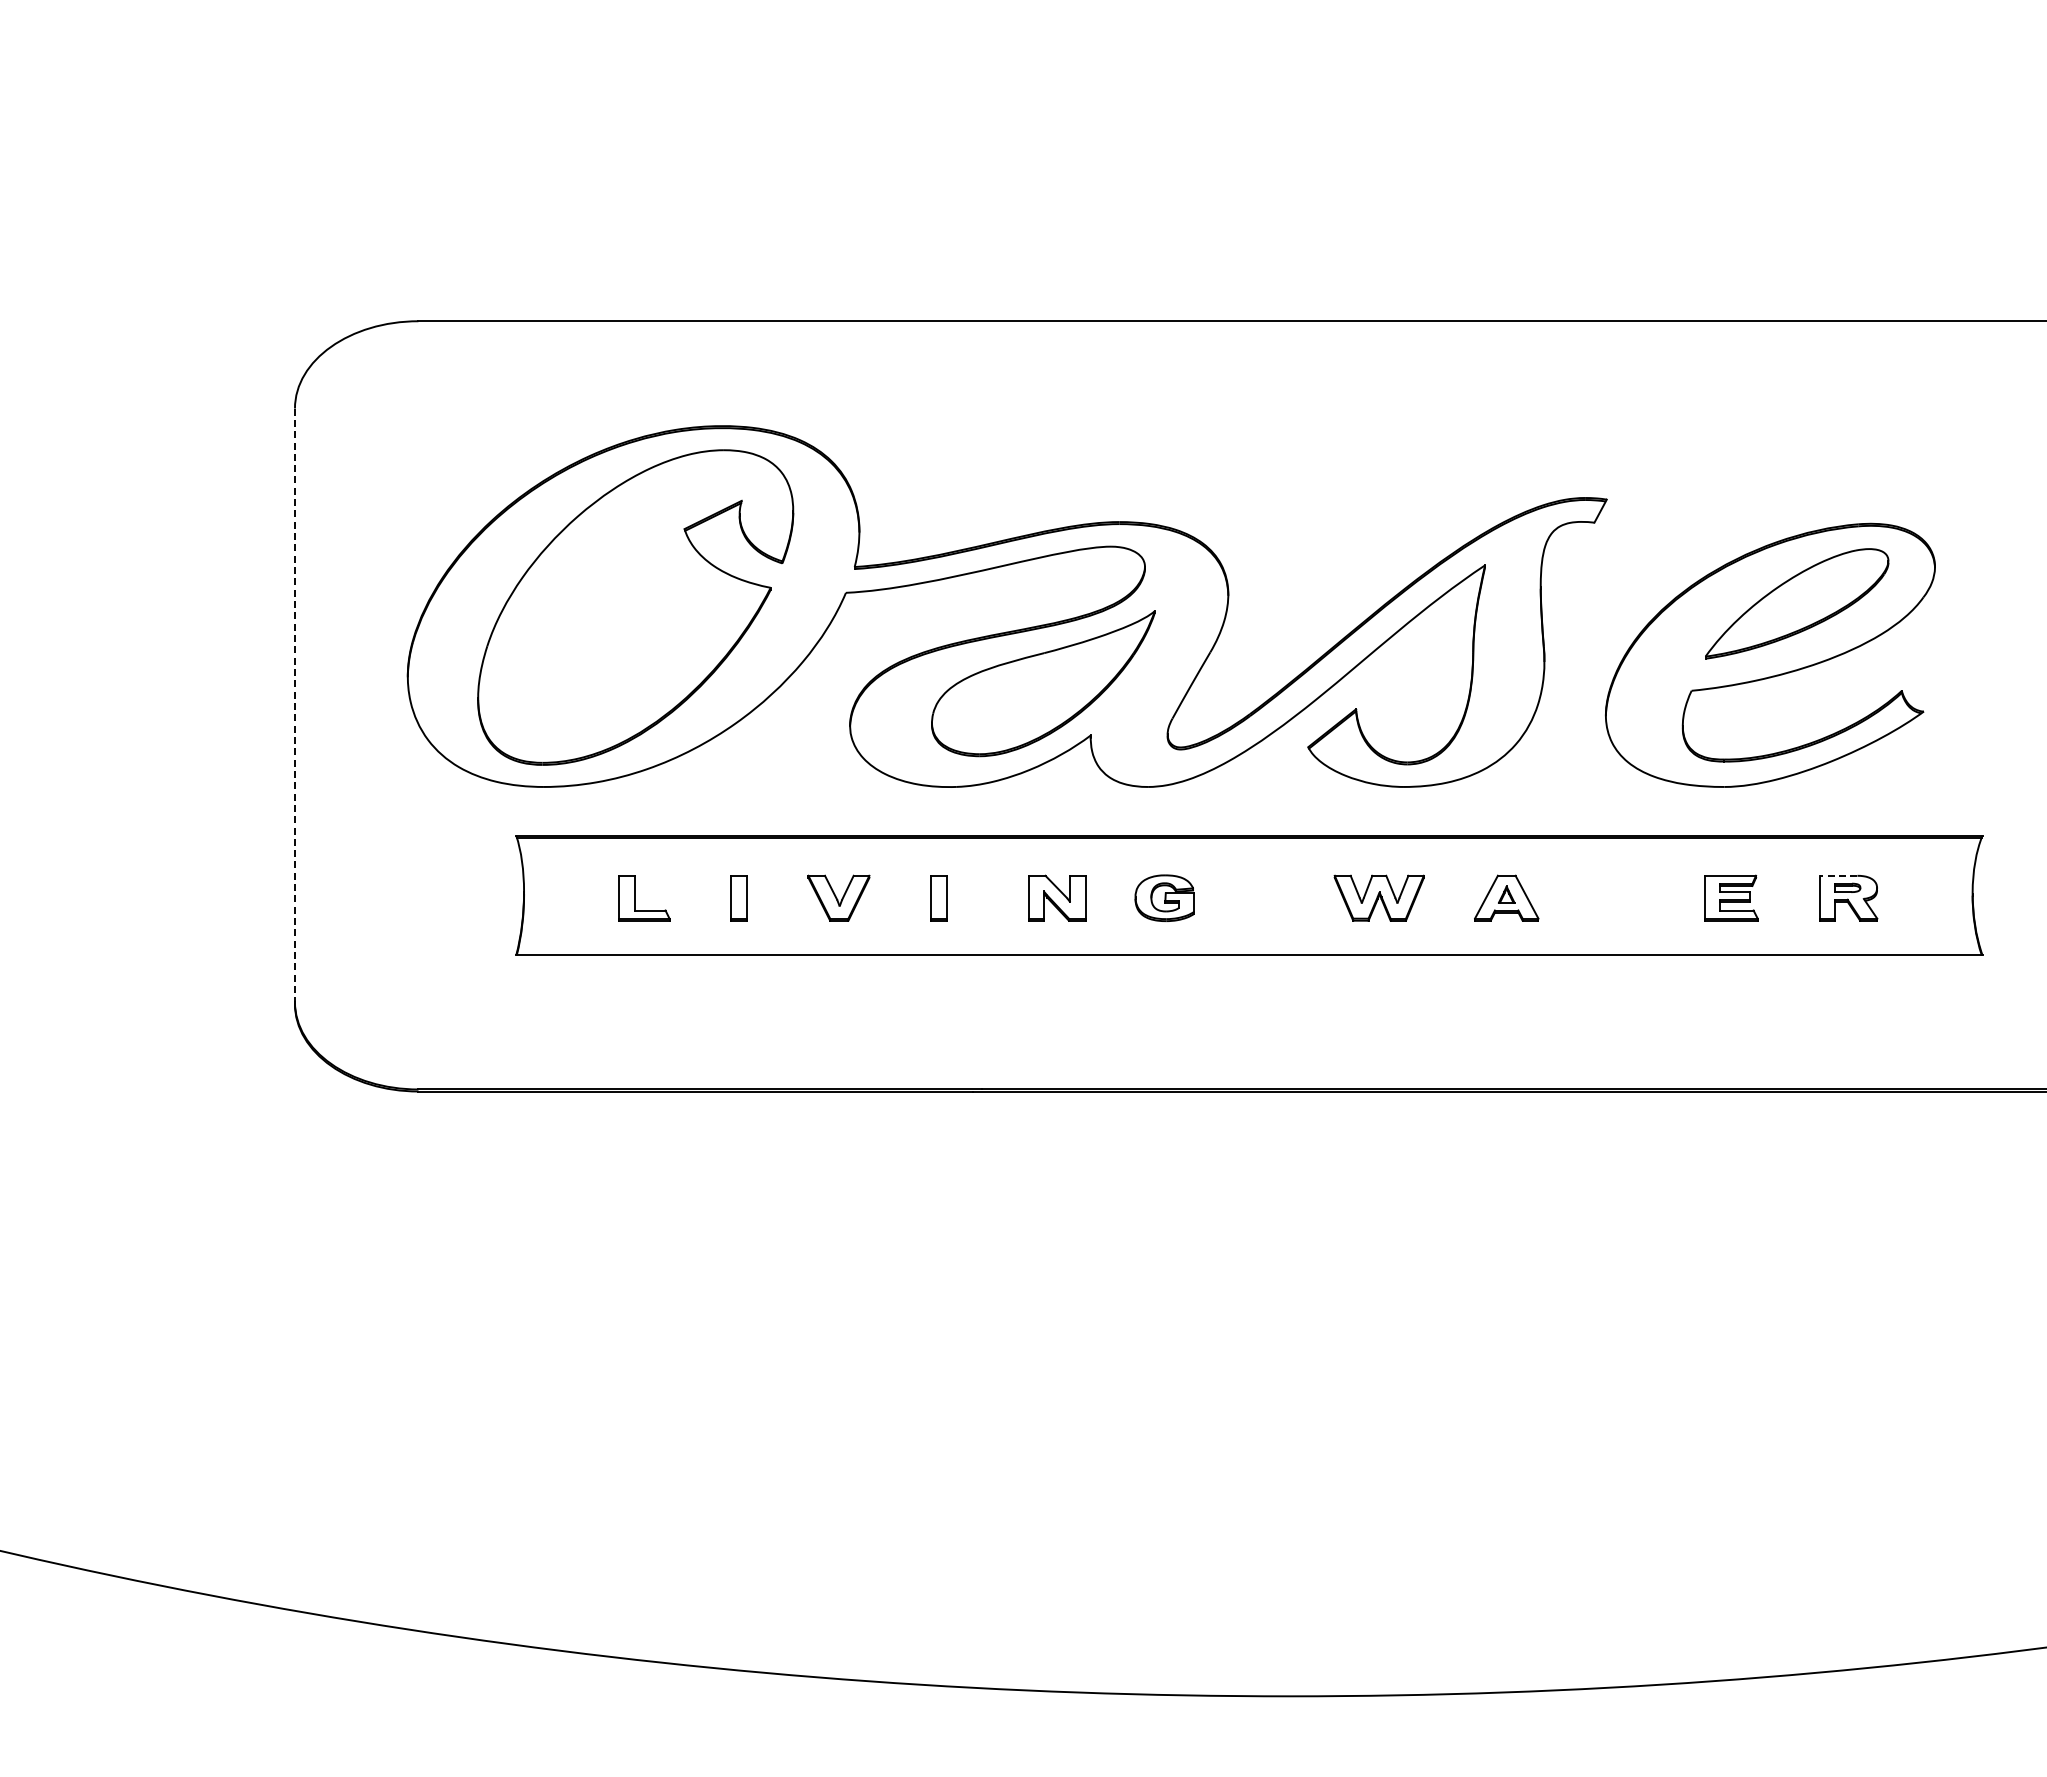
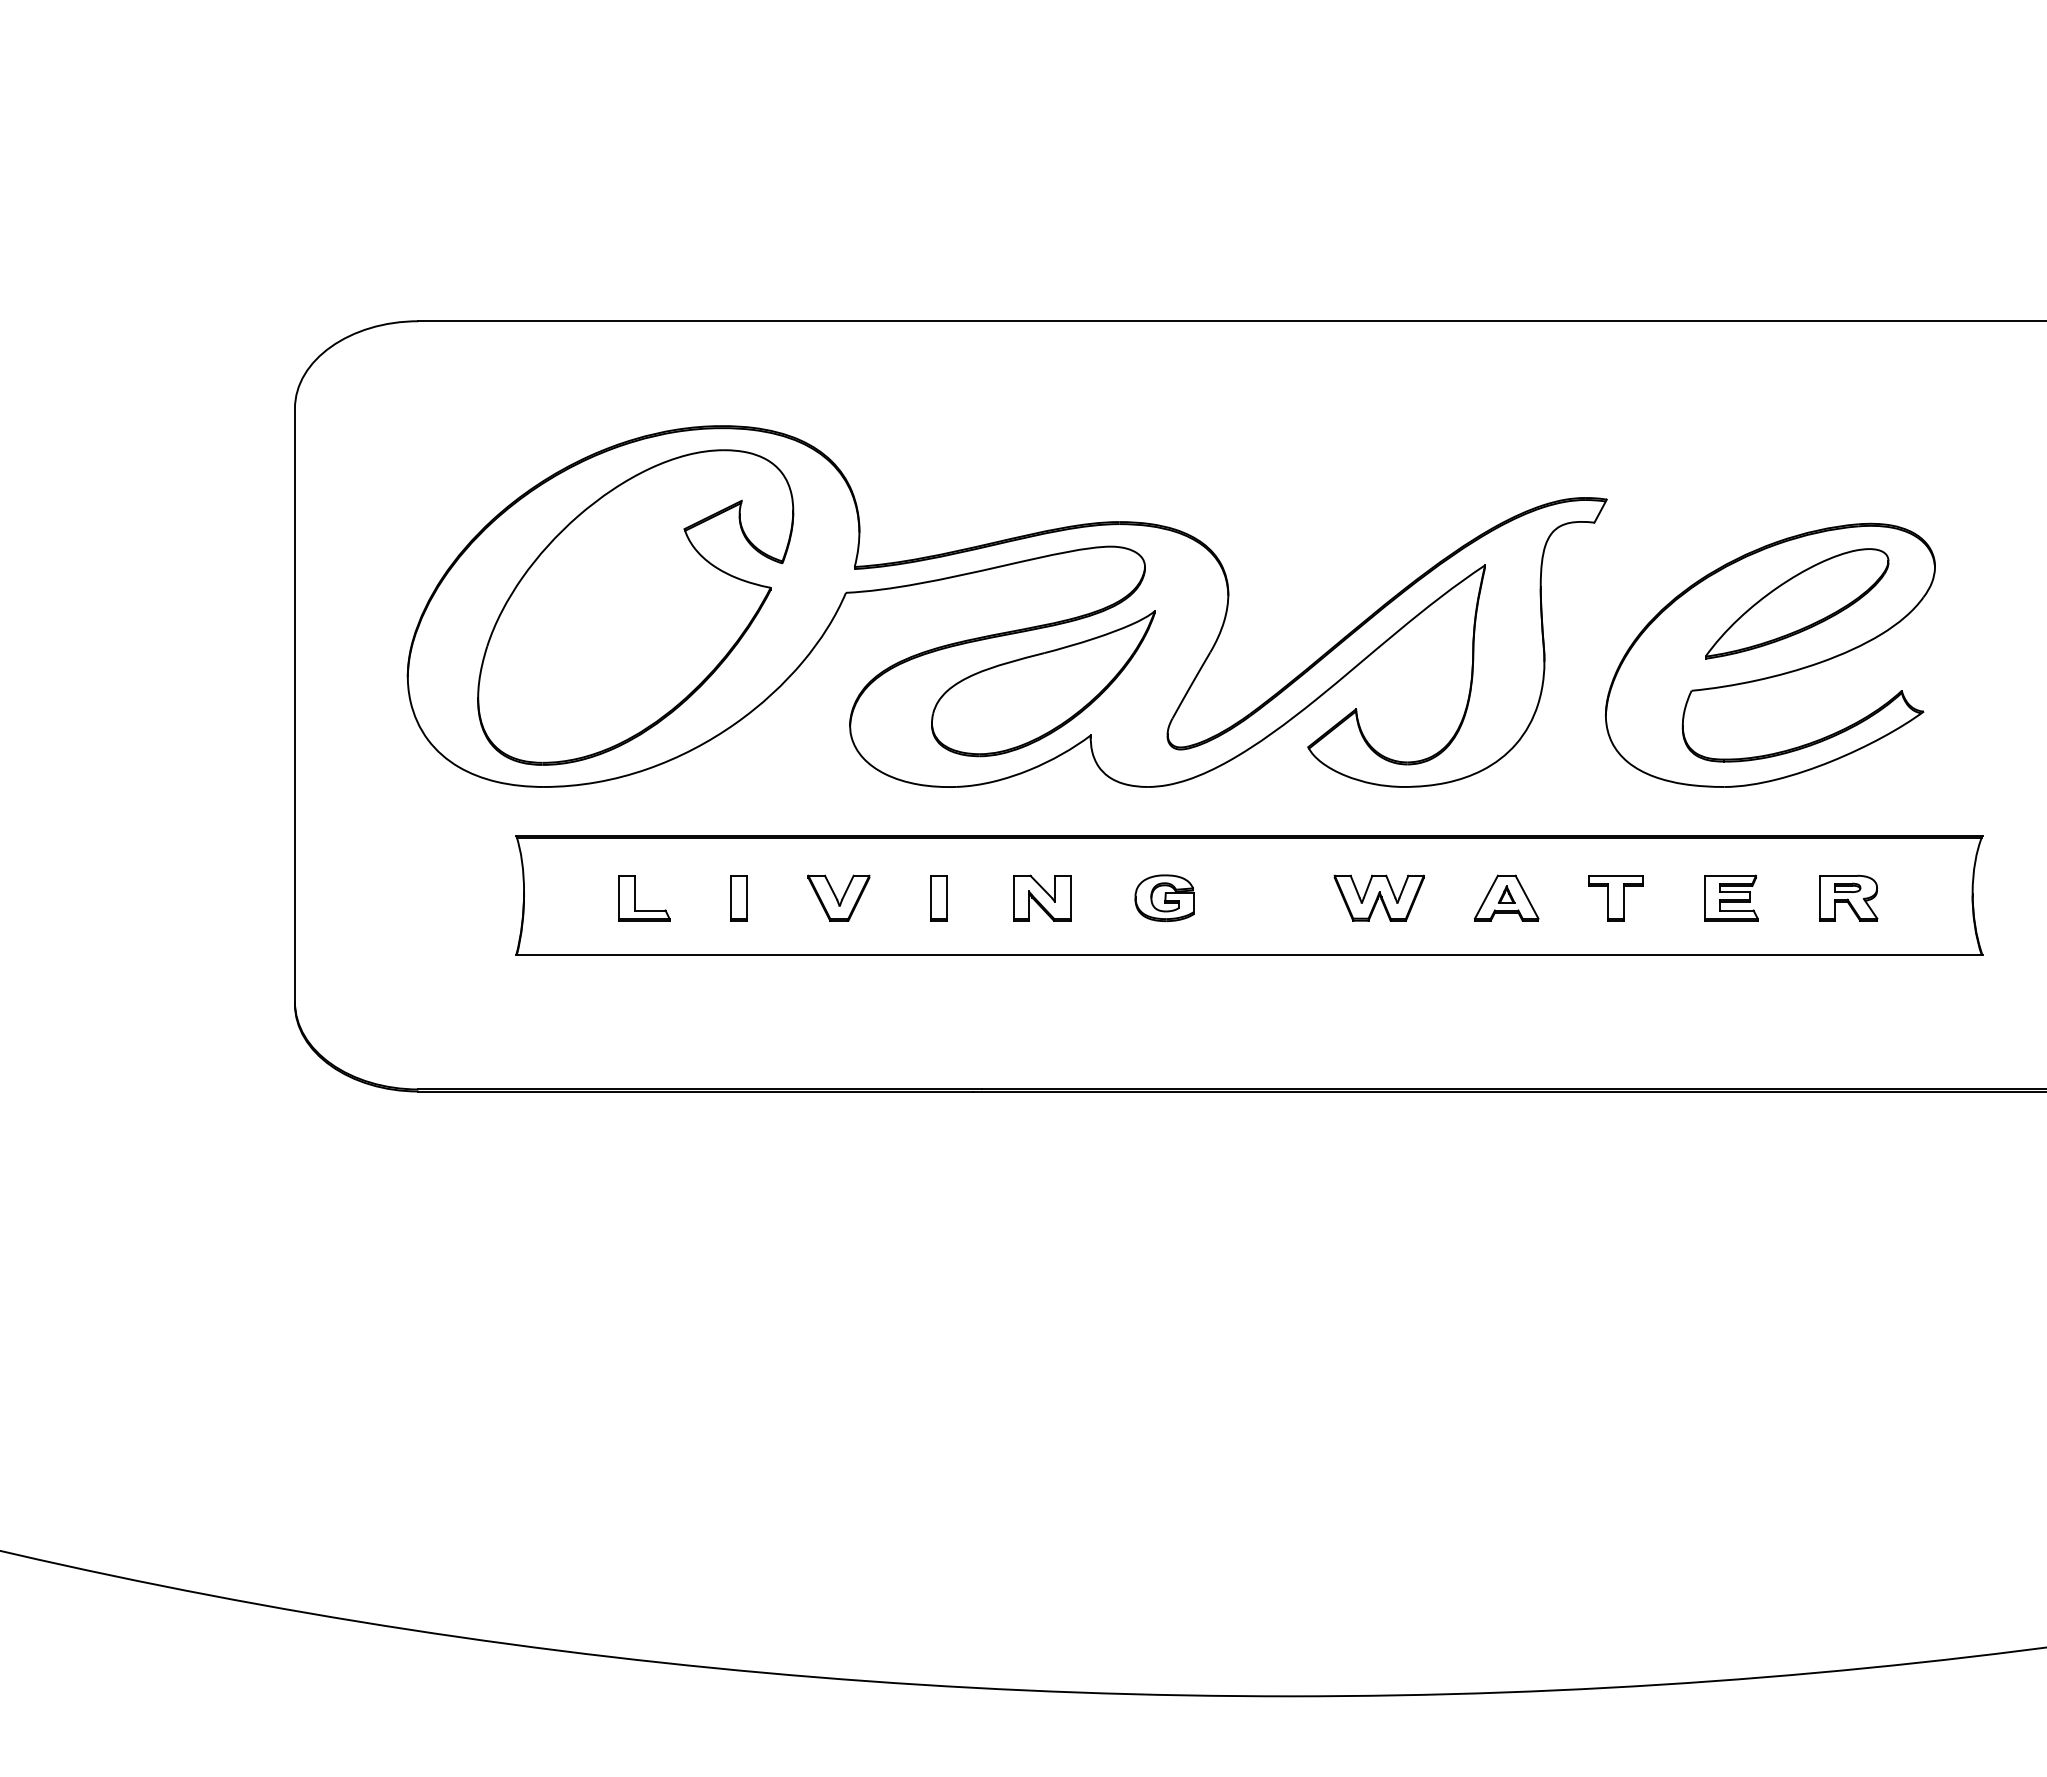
line: dashed -> solid (294, 705)
line: dashed -> solid (1838, 875)
part position: (1057, 897) -> (1042, 897) (1042, 897)
part: none -> present (1615, 898)
